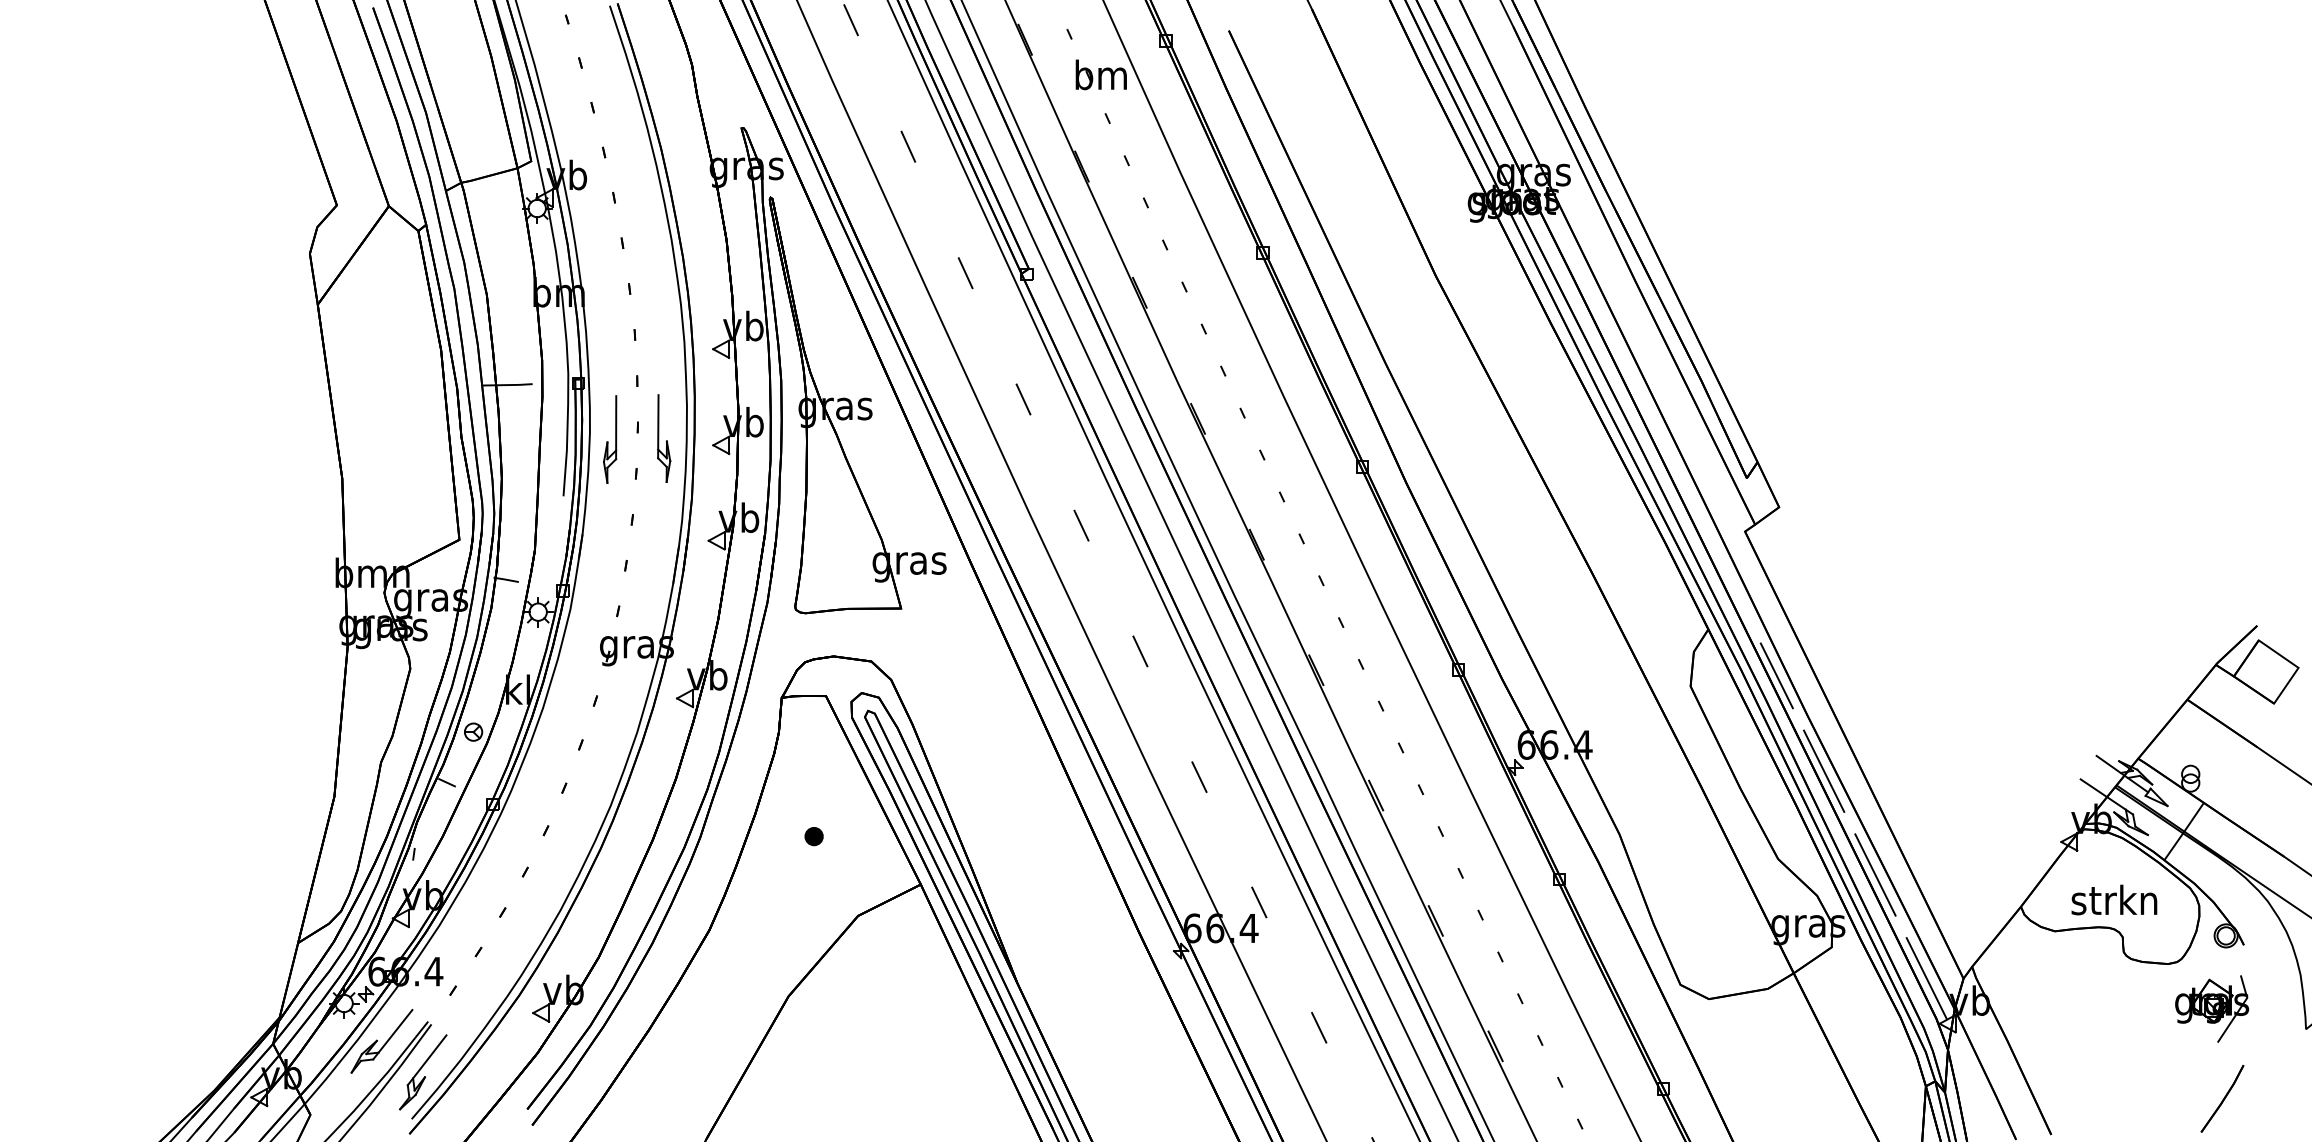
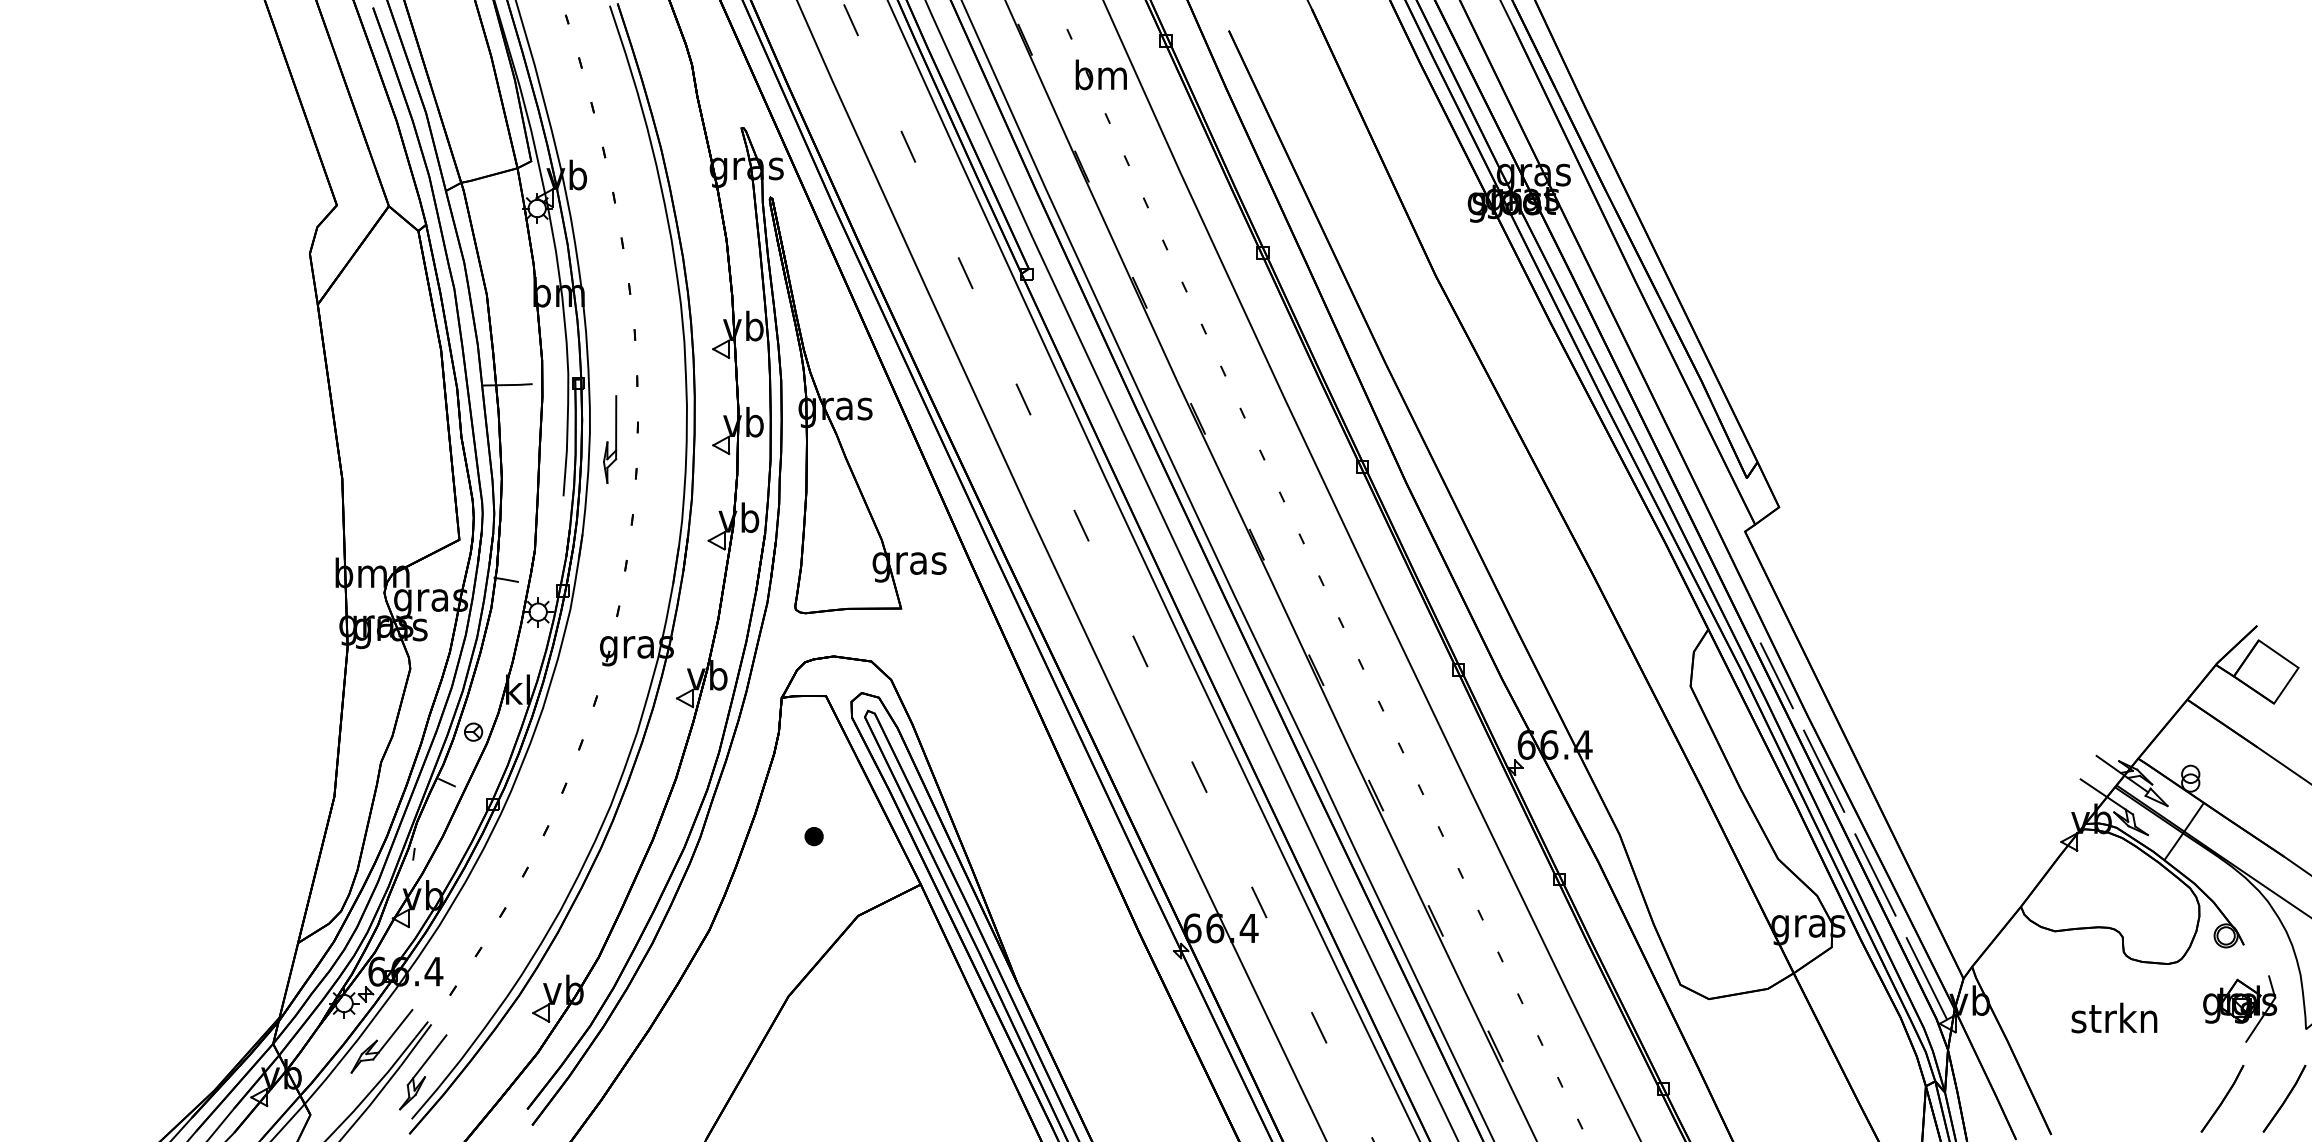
part: present -> none (664, 438)
text position: (2114, 899) -> (2114, 1017) (2114, 1017)
part position: (2212, 1008) -> (2240, 1008) (2240, 1008)
part: none -> present (2284, 1098)
